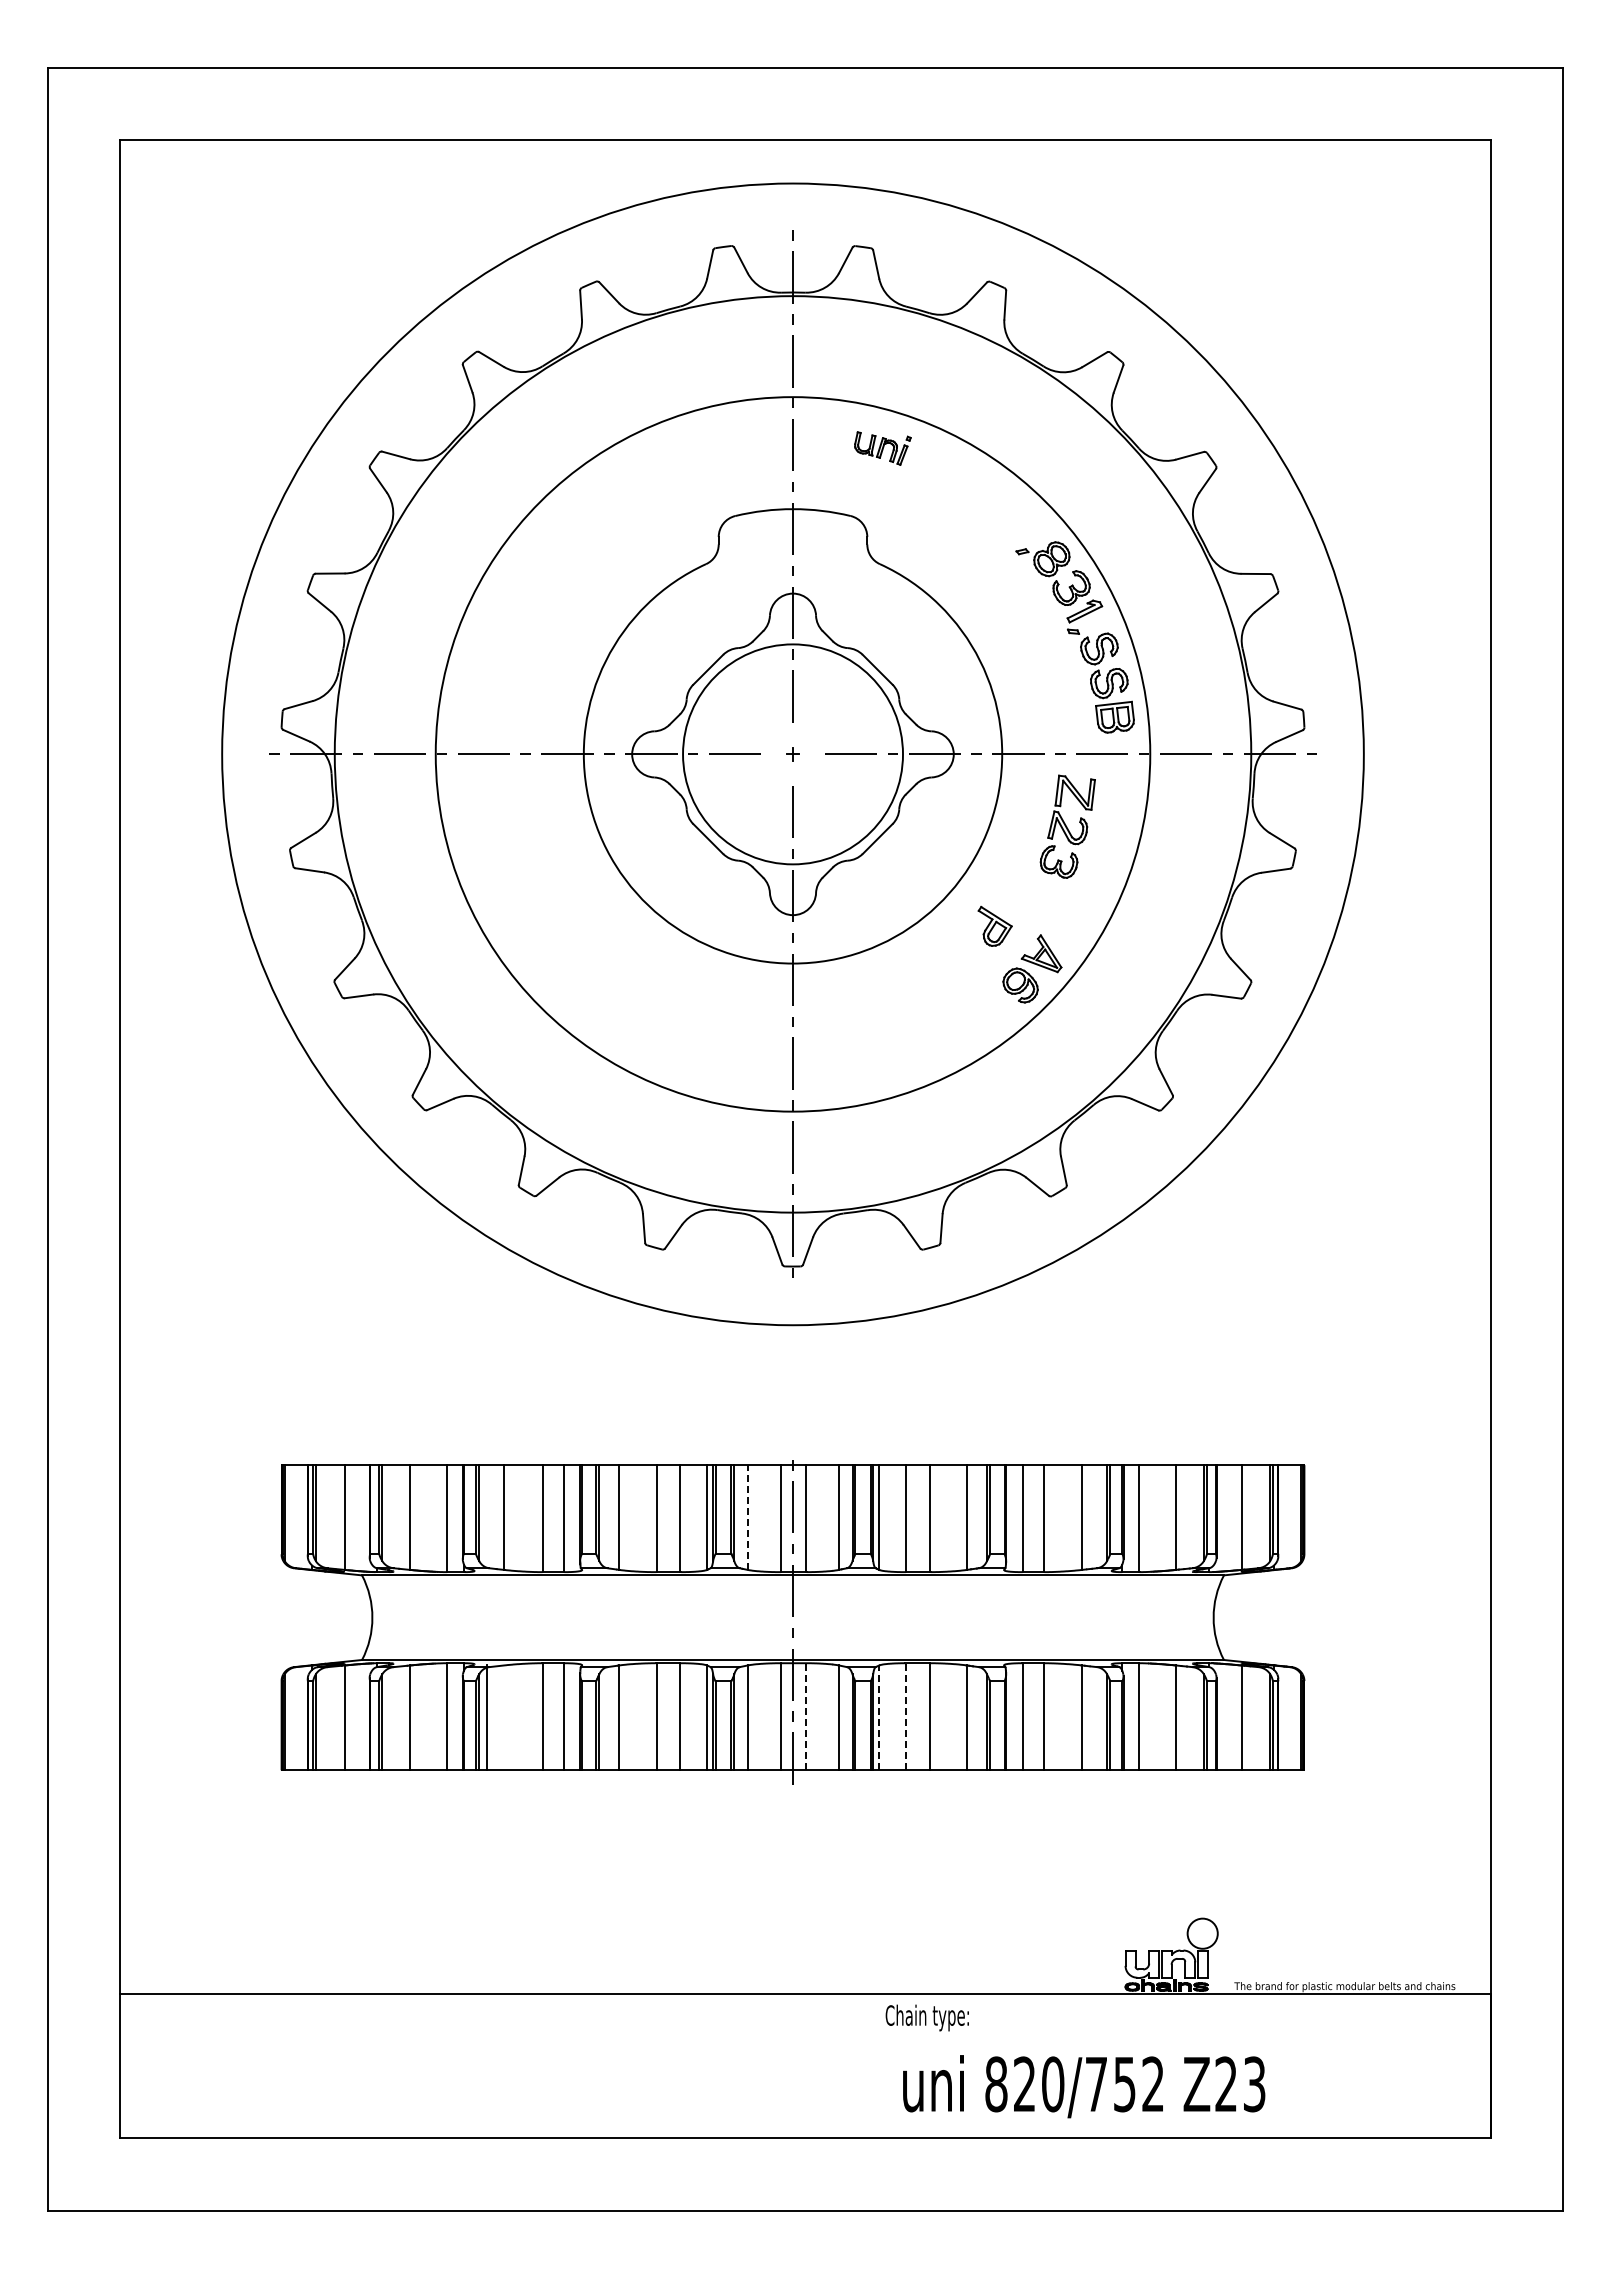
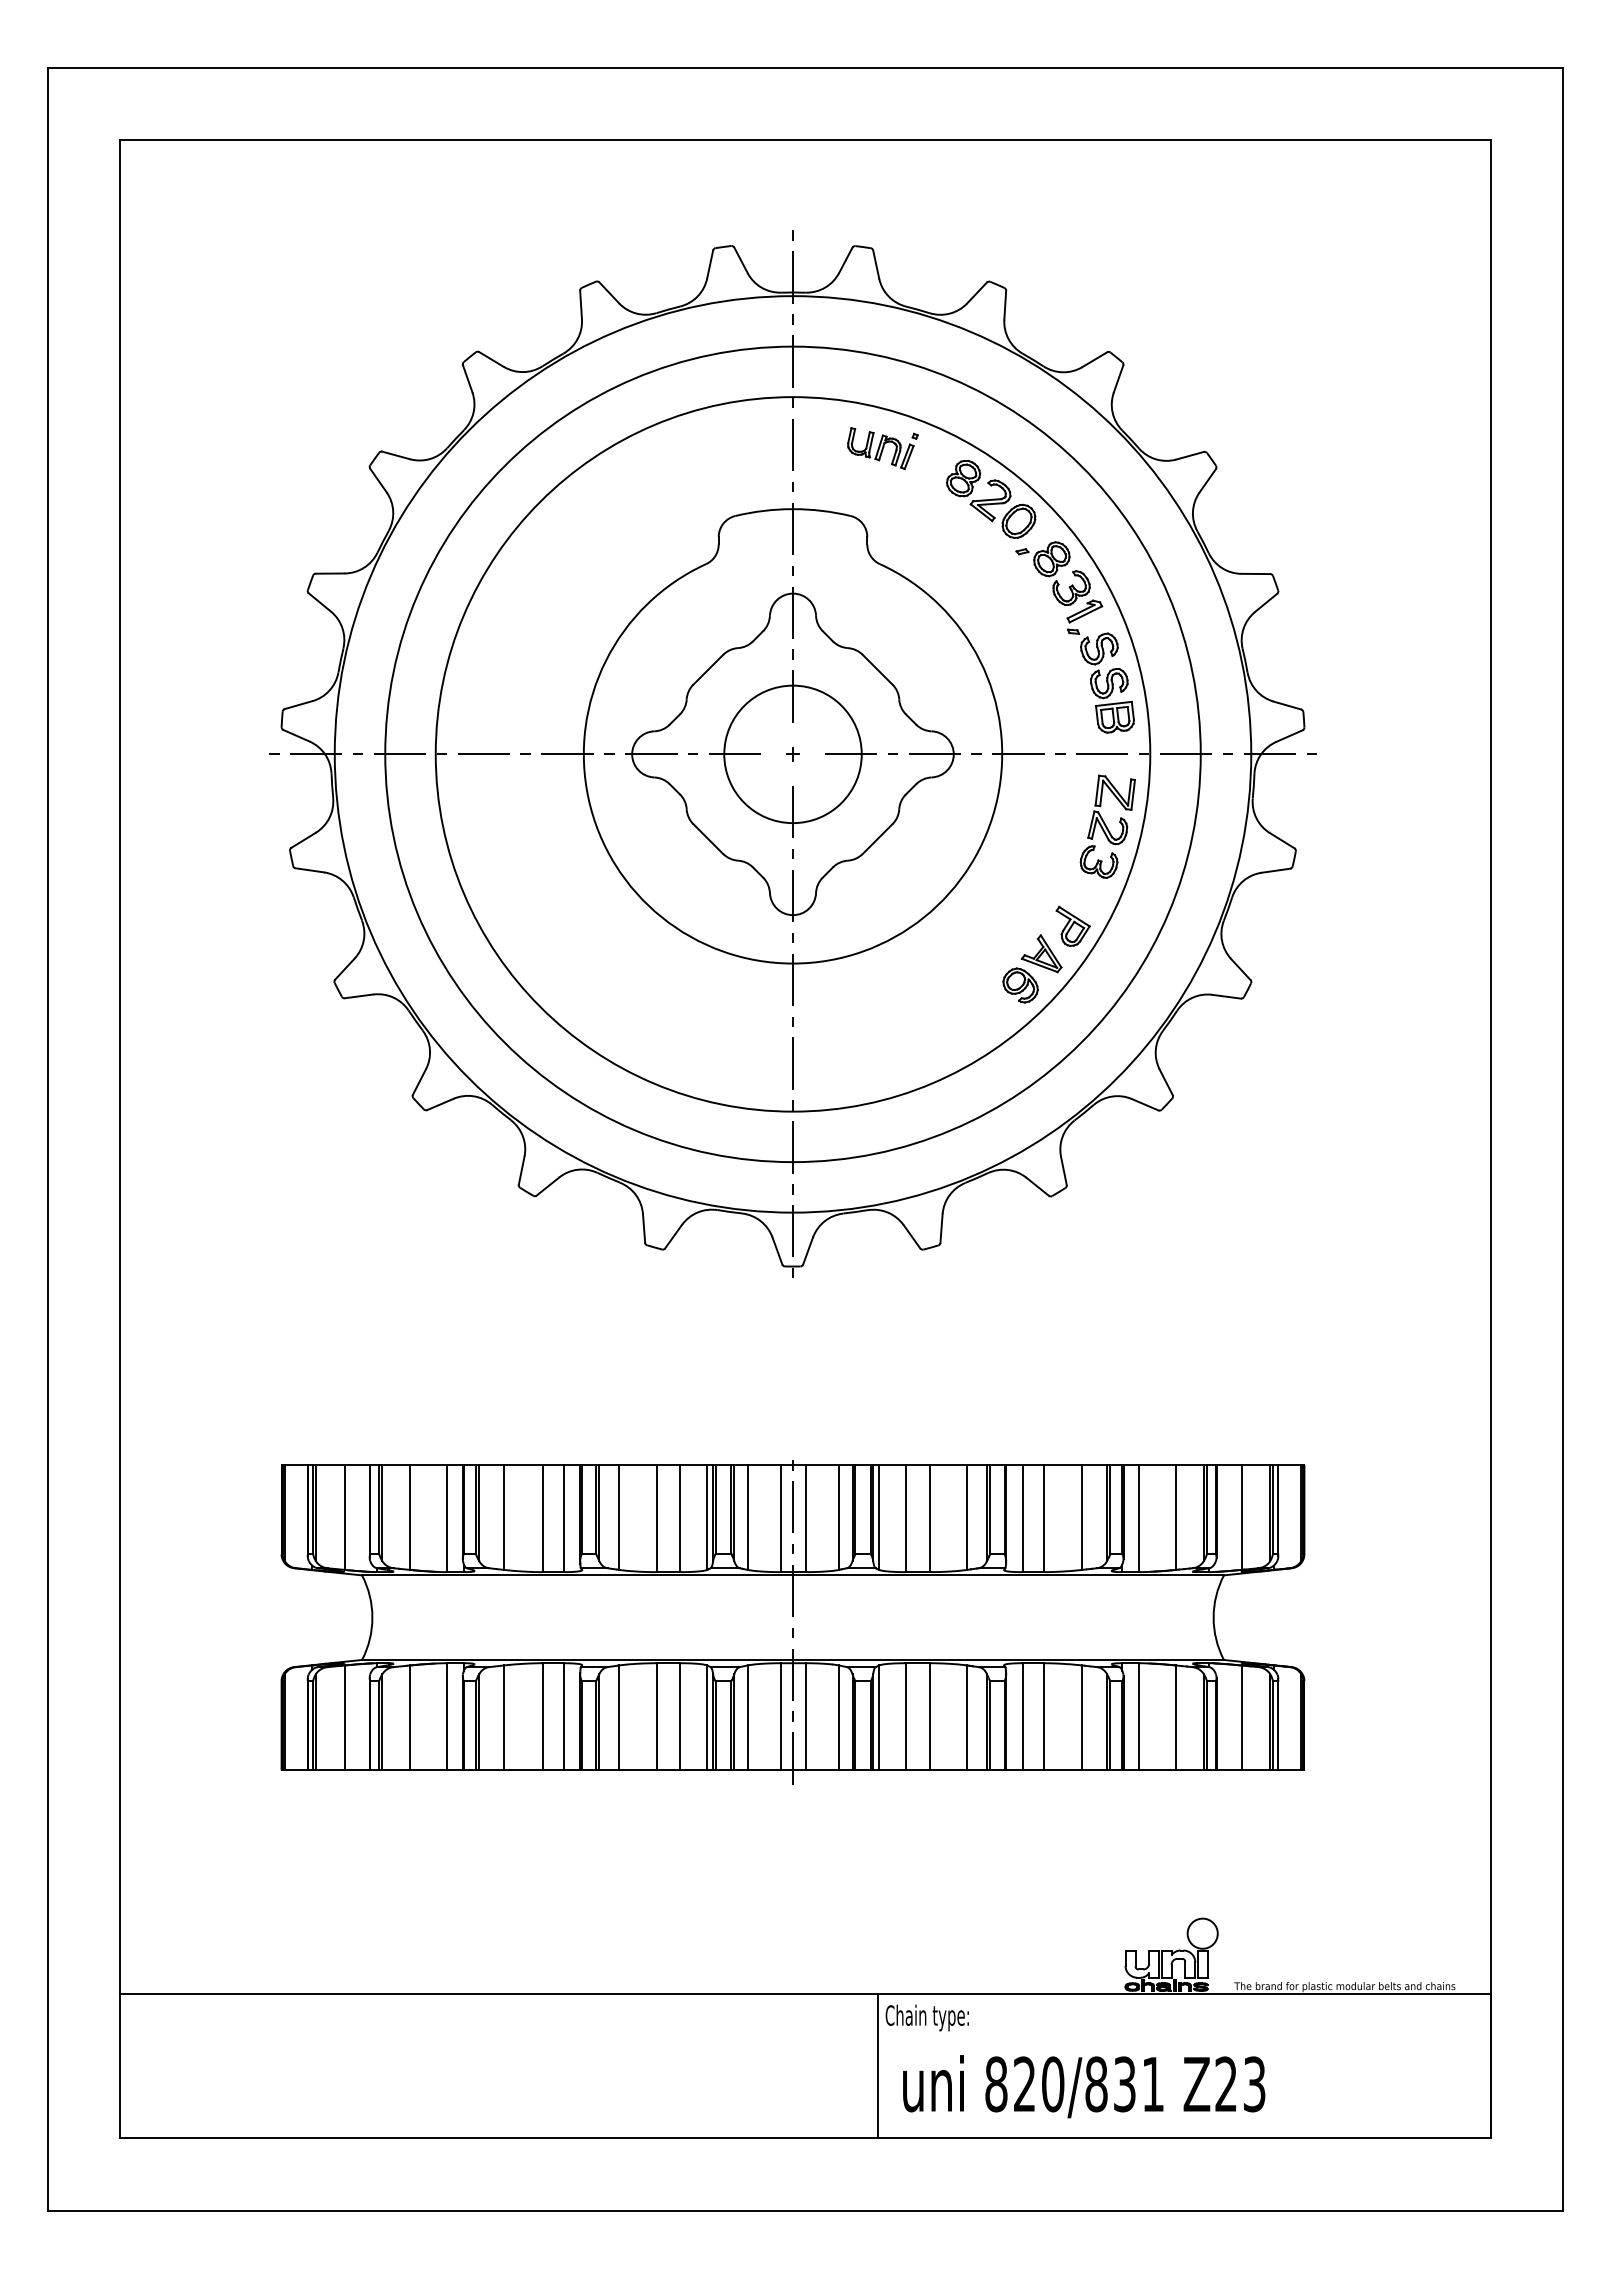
part size: 58x35 px -> 72x43 px (882, 448)
part: none -> present (991, 499)
circle diameter: 1142 px -> 816 px (792, 754)
circle diameter: 220 px -> 137 px (792, 754)
part position: (1067, 826) -> (1107, 826) (1107, 826)
part position: (994, 925) -> (1072, 925) (1072, 925)
line: dashed -> solid (747, 1517)
line: dashed -> solid (805, 1716)
line: dashed -> solid (906, 1716)
line position: (486, 1717) -> (503, 1717) (503, 1717)
line: dashed -> solid (879, 1717)
line: none -> present (877, 2066)
text: 820/752 -> 820/831 (1124, 2084)
